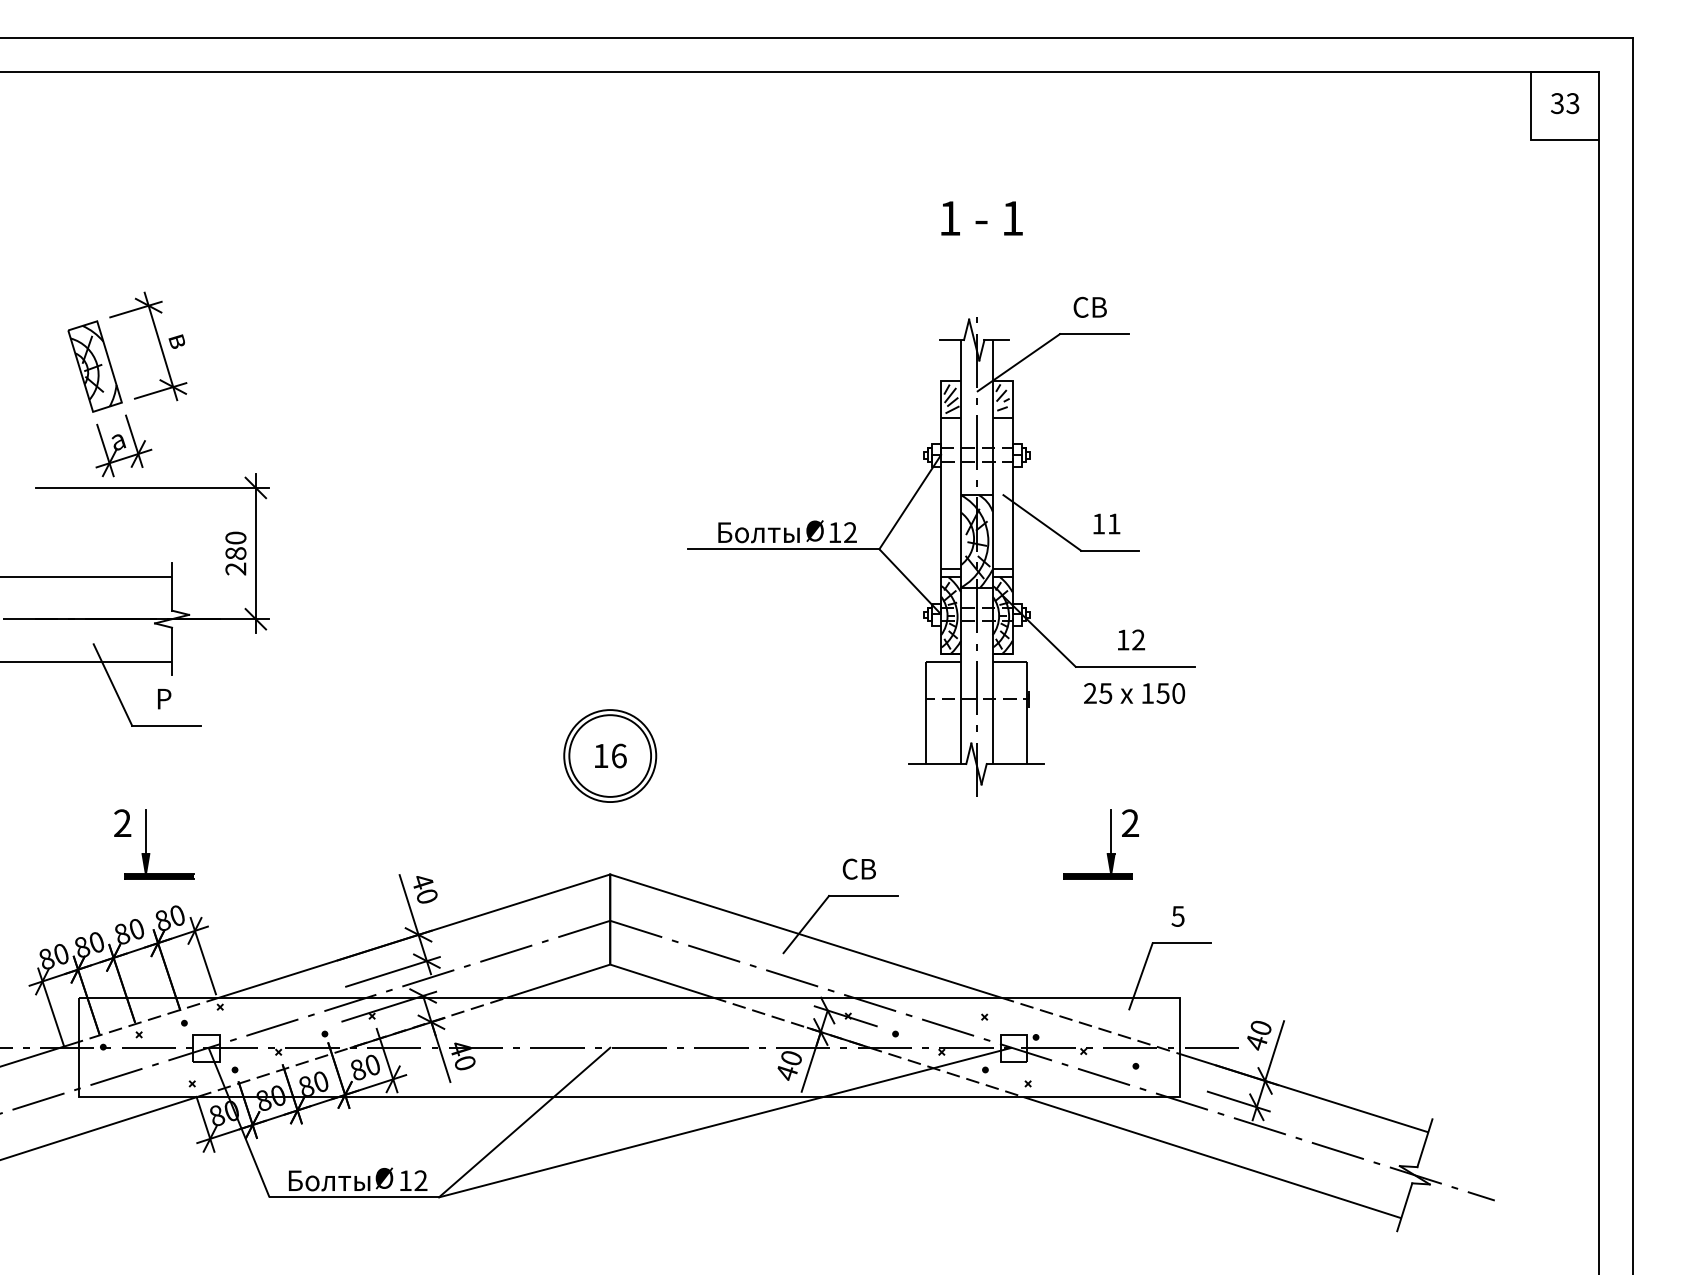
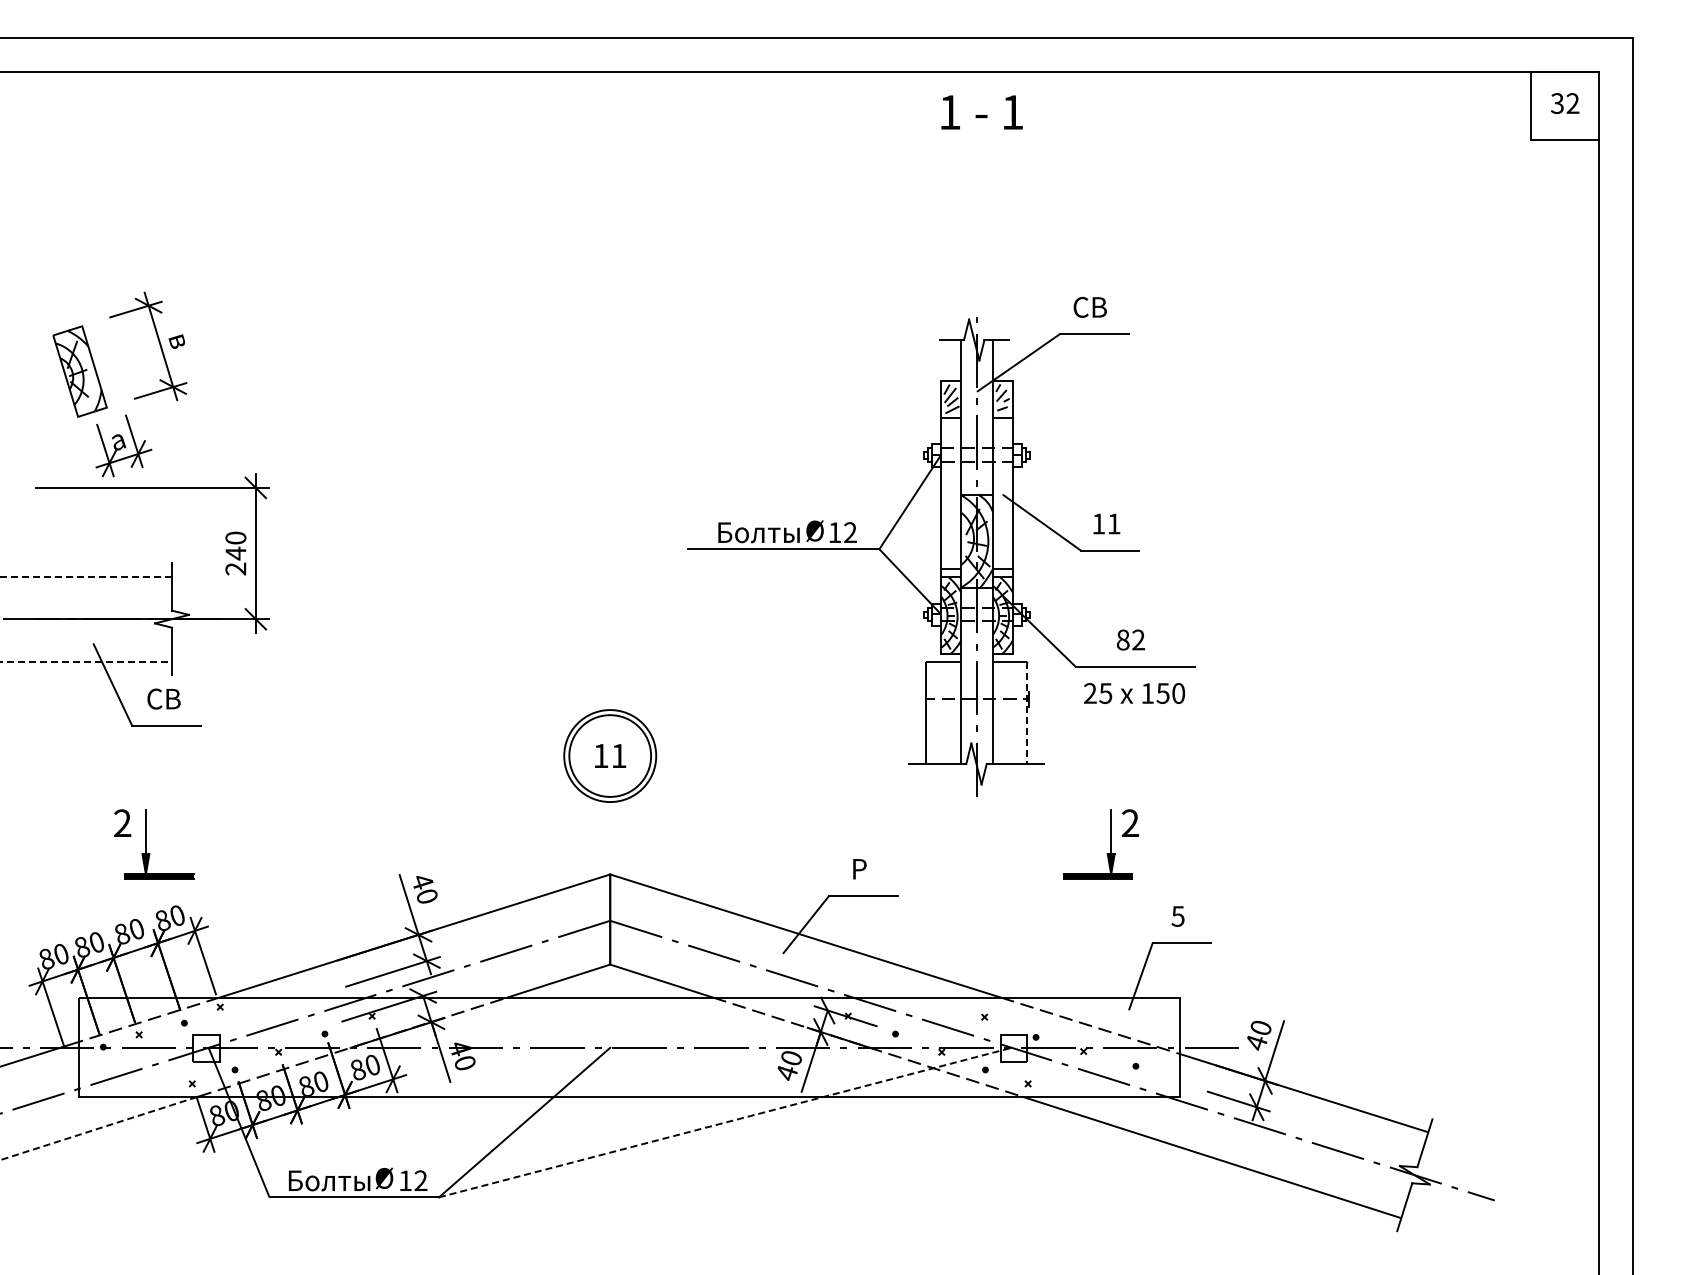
text: 33 -> 32 (1572, 103)
text position: (981, 218) -> (981, 112) (981, 112)
part position: (94, 366) -> (79, 371) (79, 371)
text: 280 -> 240 (235, 553)
line: solid -> dashed (86, 576)
text: 12 -> 82 (1122, 639)
line: solid -> dashed (86, 661)
text: Р -> СВ (163, 698)
line: solid -> dashed (1027, 712)
text: 16 -> 11 (619, 755)
text: СВ -> Р (858, 868)
line: solid -> dashed (725, 1122)
line: solid -> dashed (98, 1128)
